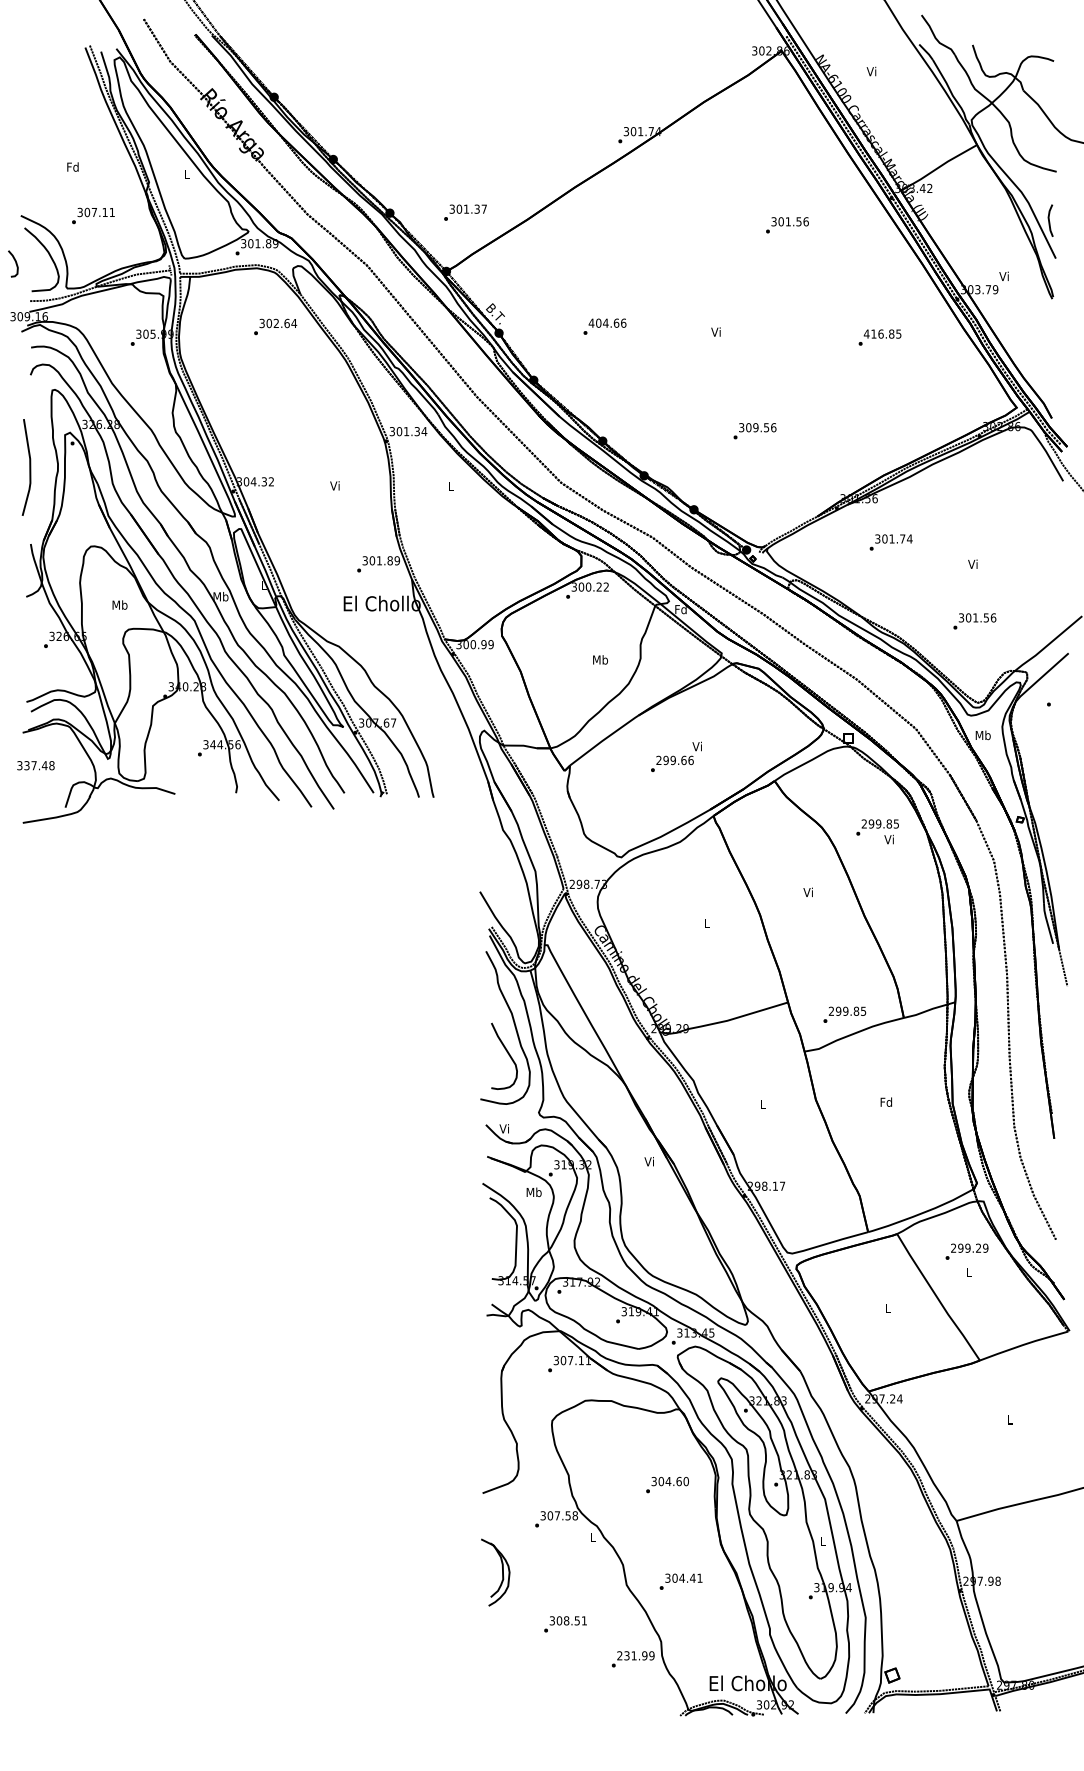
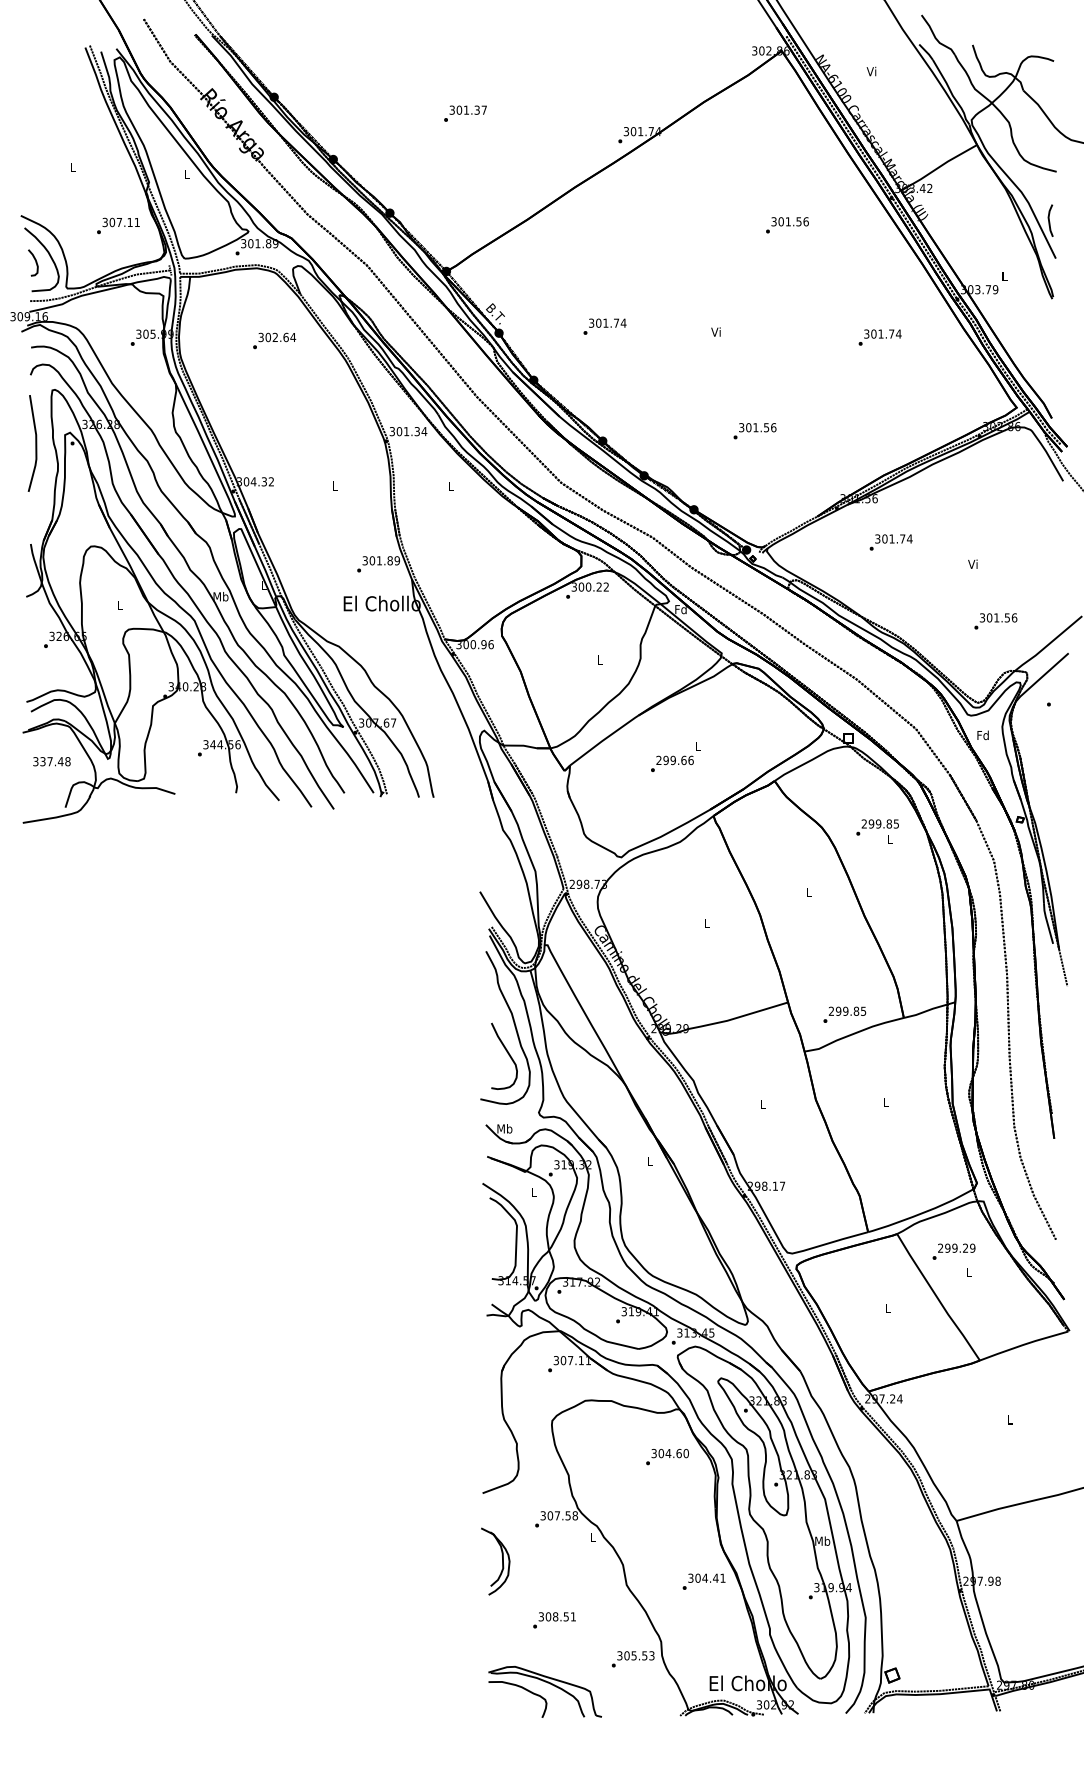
text: Fd -> L (72, 166)
text position: (465, 212) -> (465, 113) (465, 113)
text position: (93, 215) -> (118, 225) (118, 225)
curve position: (15, 263) -> (35, 262) (35, 262)
text: Vi -> L (1003, 275)
text: 404.66 -> 301.74 (607, 322)
text position: (275, 326) -> (274, 340) (274, 340)
text: 416.85 -> 301.74 (882, 333)
text: 309.56 -> 301.56 (755, 427)
line position: (29, 467) -> (35, 443) (35, 443)
text: Vi -> L (334, 485)
text: Mb -> L (119, 604)
text position: (974, 621) -> (995, 621) (995, 621)
text: 300.99 -> 300.96 (490, 644)
text: Mb -> L (600, 659)
text: Mb -> Fd (982, 735)
text: Vi -> L (696, 746)
text position: (35, 765) -> (51, 761) (51, 761)
text: Vi -> L (888, 839)
text: Vi -> L (807, 892)
text: Fd -> L (886, 1101)
text: Vi -> Mb (504, 1128)
text: Vi -> L (648, 1161)
text: Mb -> L (533, 1192)
text position: (966, 1251) -> (953, 1251) (953, 1251)
text position: (667, 1485) -> (667, 1457) (667, 1457)
text: L -> Mb (822, 1540)
part position: (502, 1572) -> (502, 1561) (502, 1561)
text position: (680, 1581) -> (703, 1581) (703, 1581)
text position: (565, 1624) -> (554, 1620) (554, 1620)
text: 231.99 -> 305.53 (635, 1655)
part: none -> present (544, 1691)
